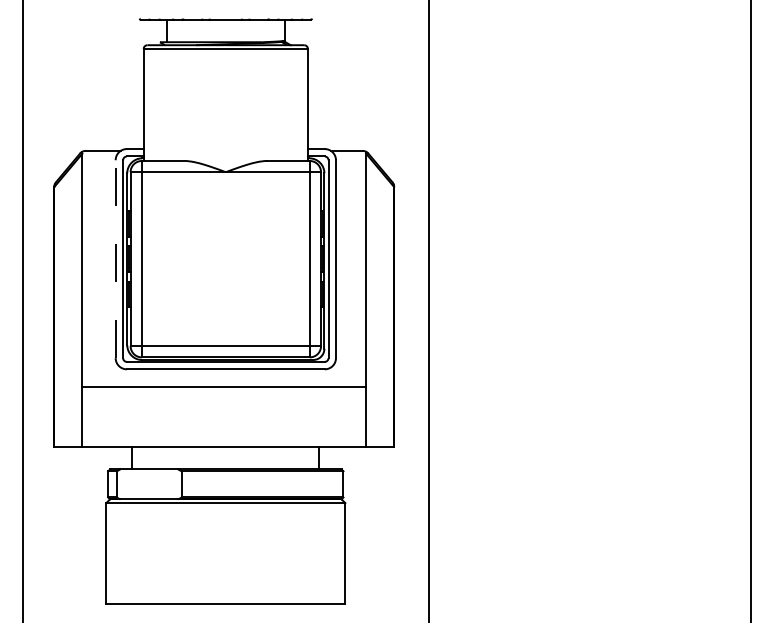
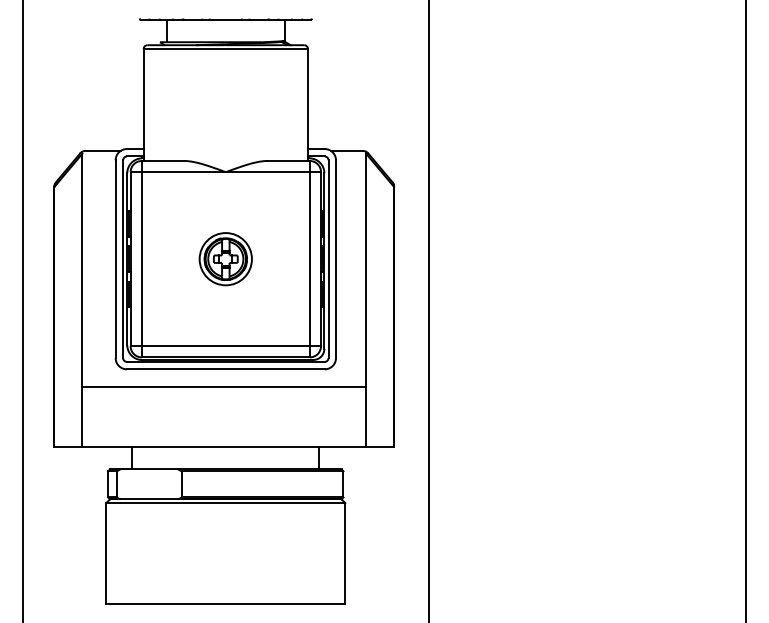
line: dashed -> solid (115, 259)
part: none -> present (225, 259)
line position: (750, 310) -> (745, 310) (745, 310)
